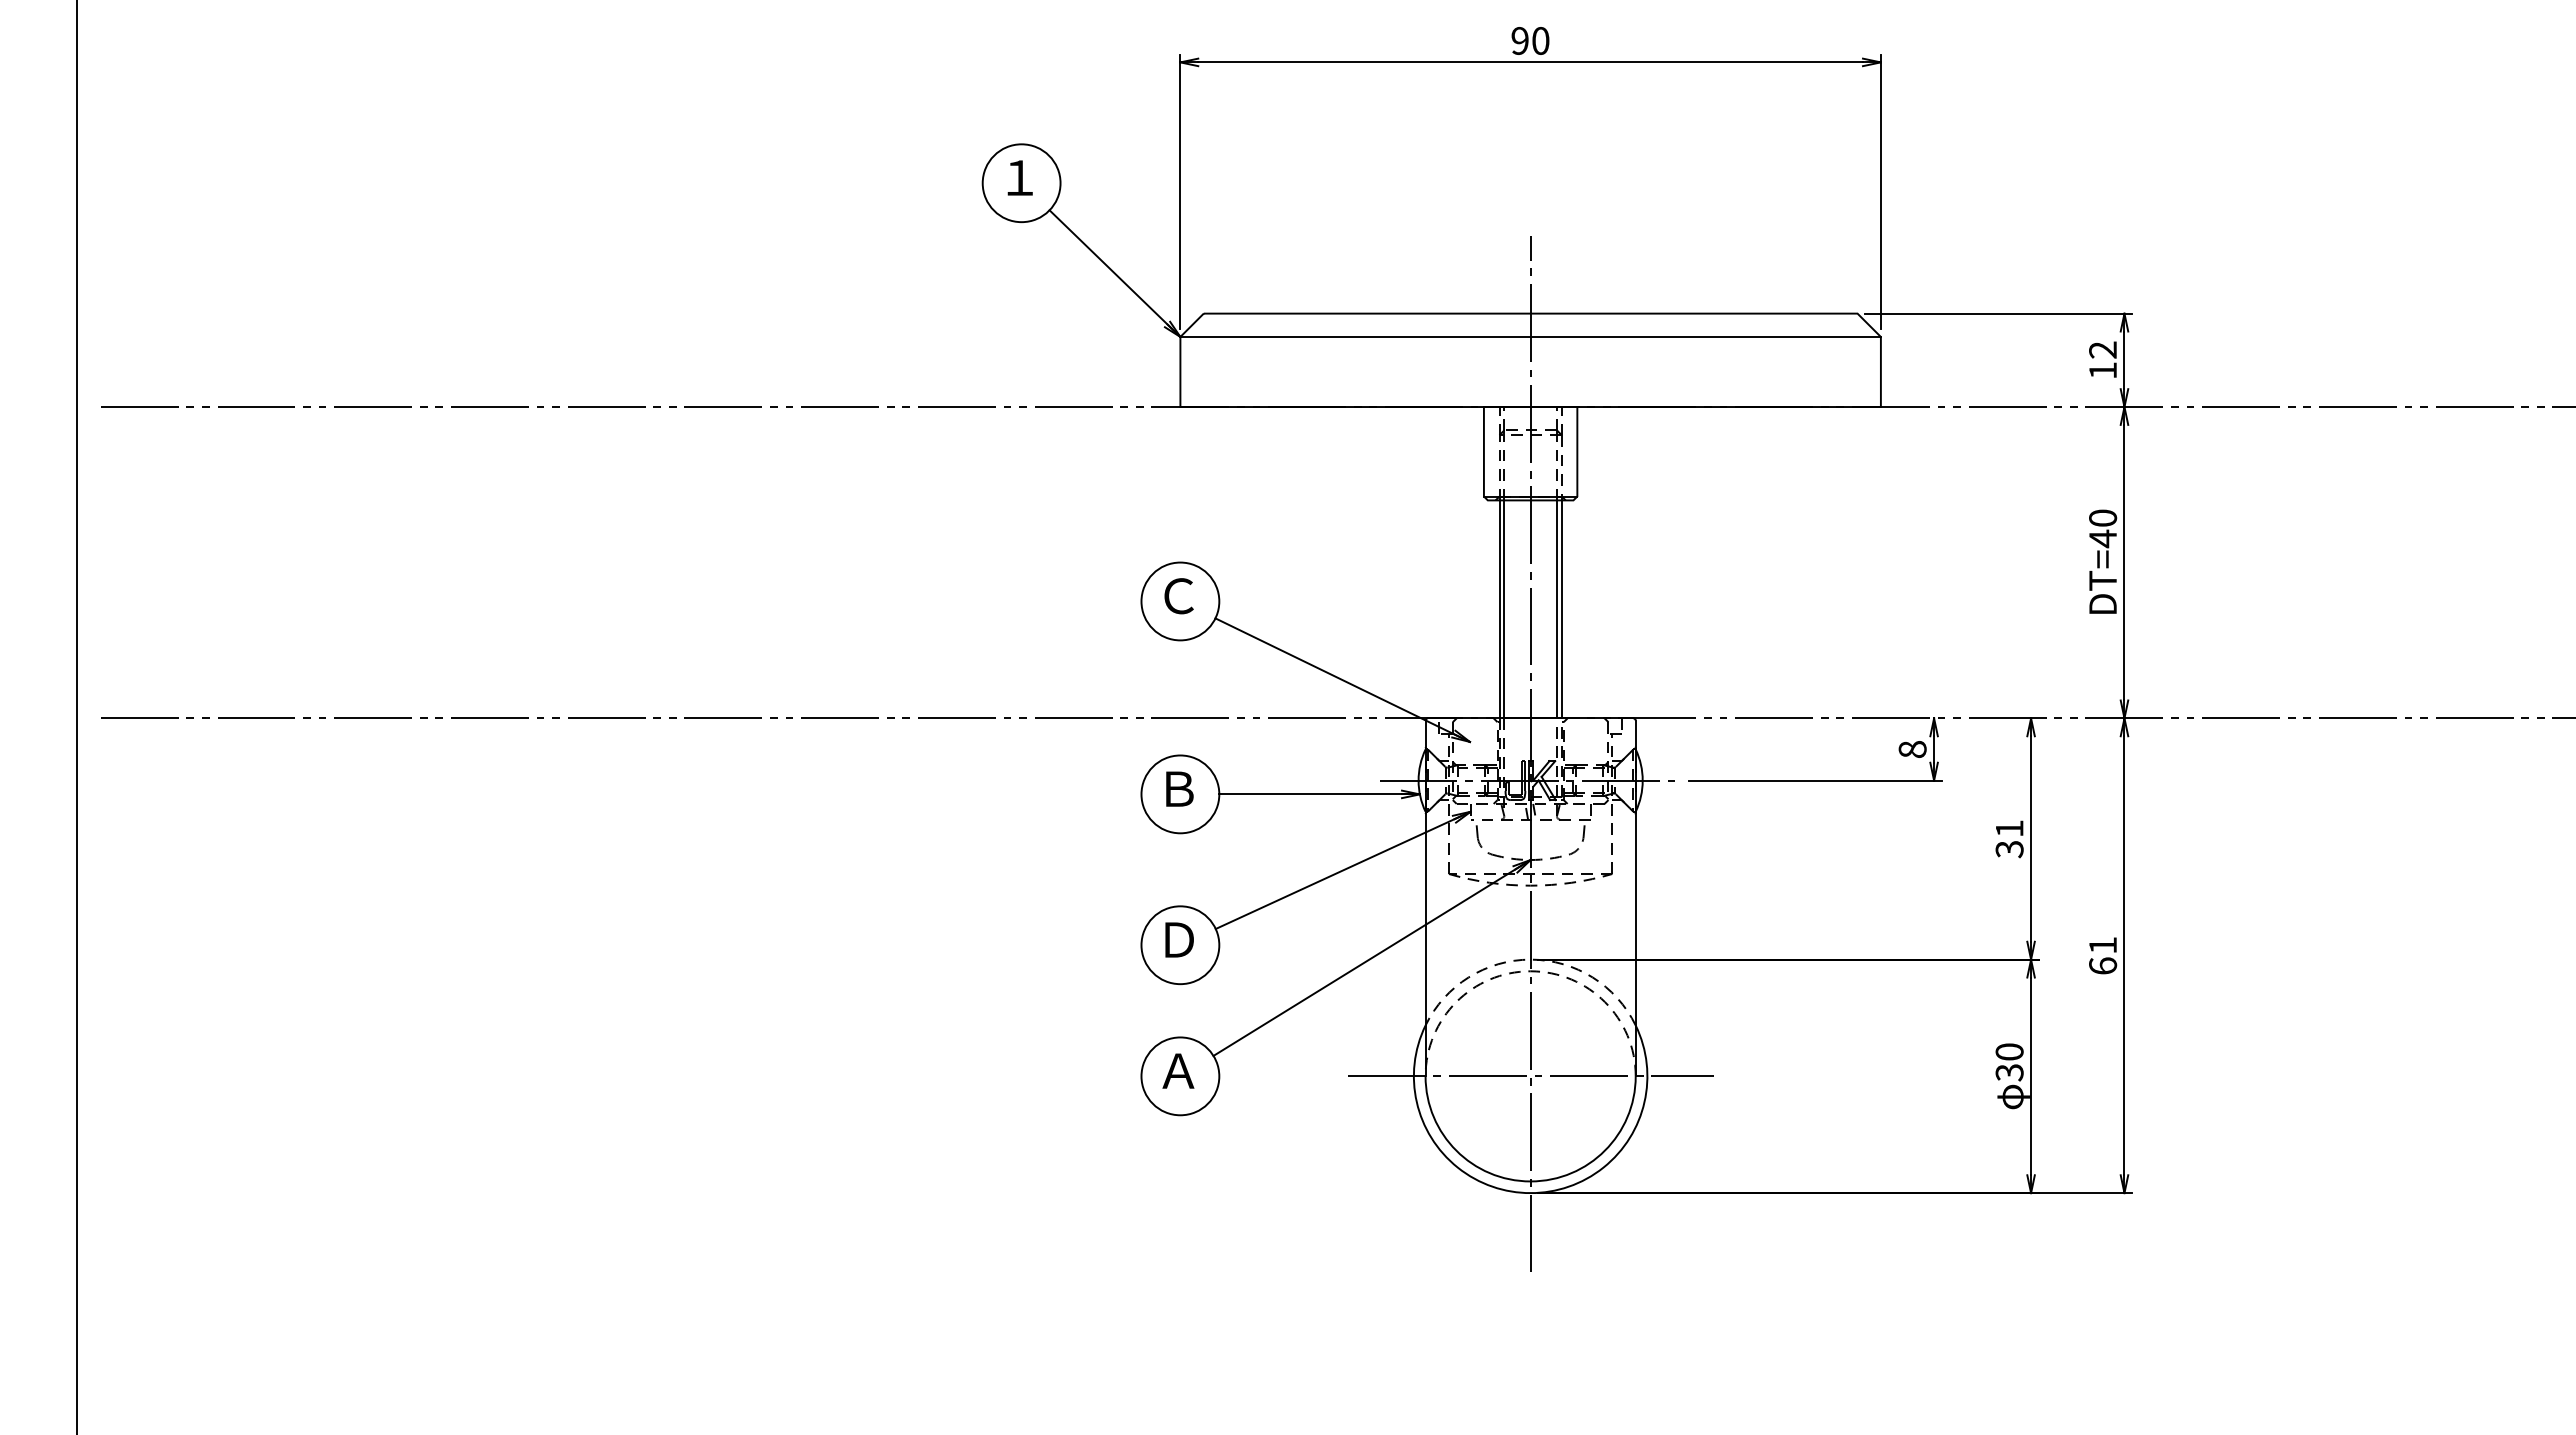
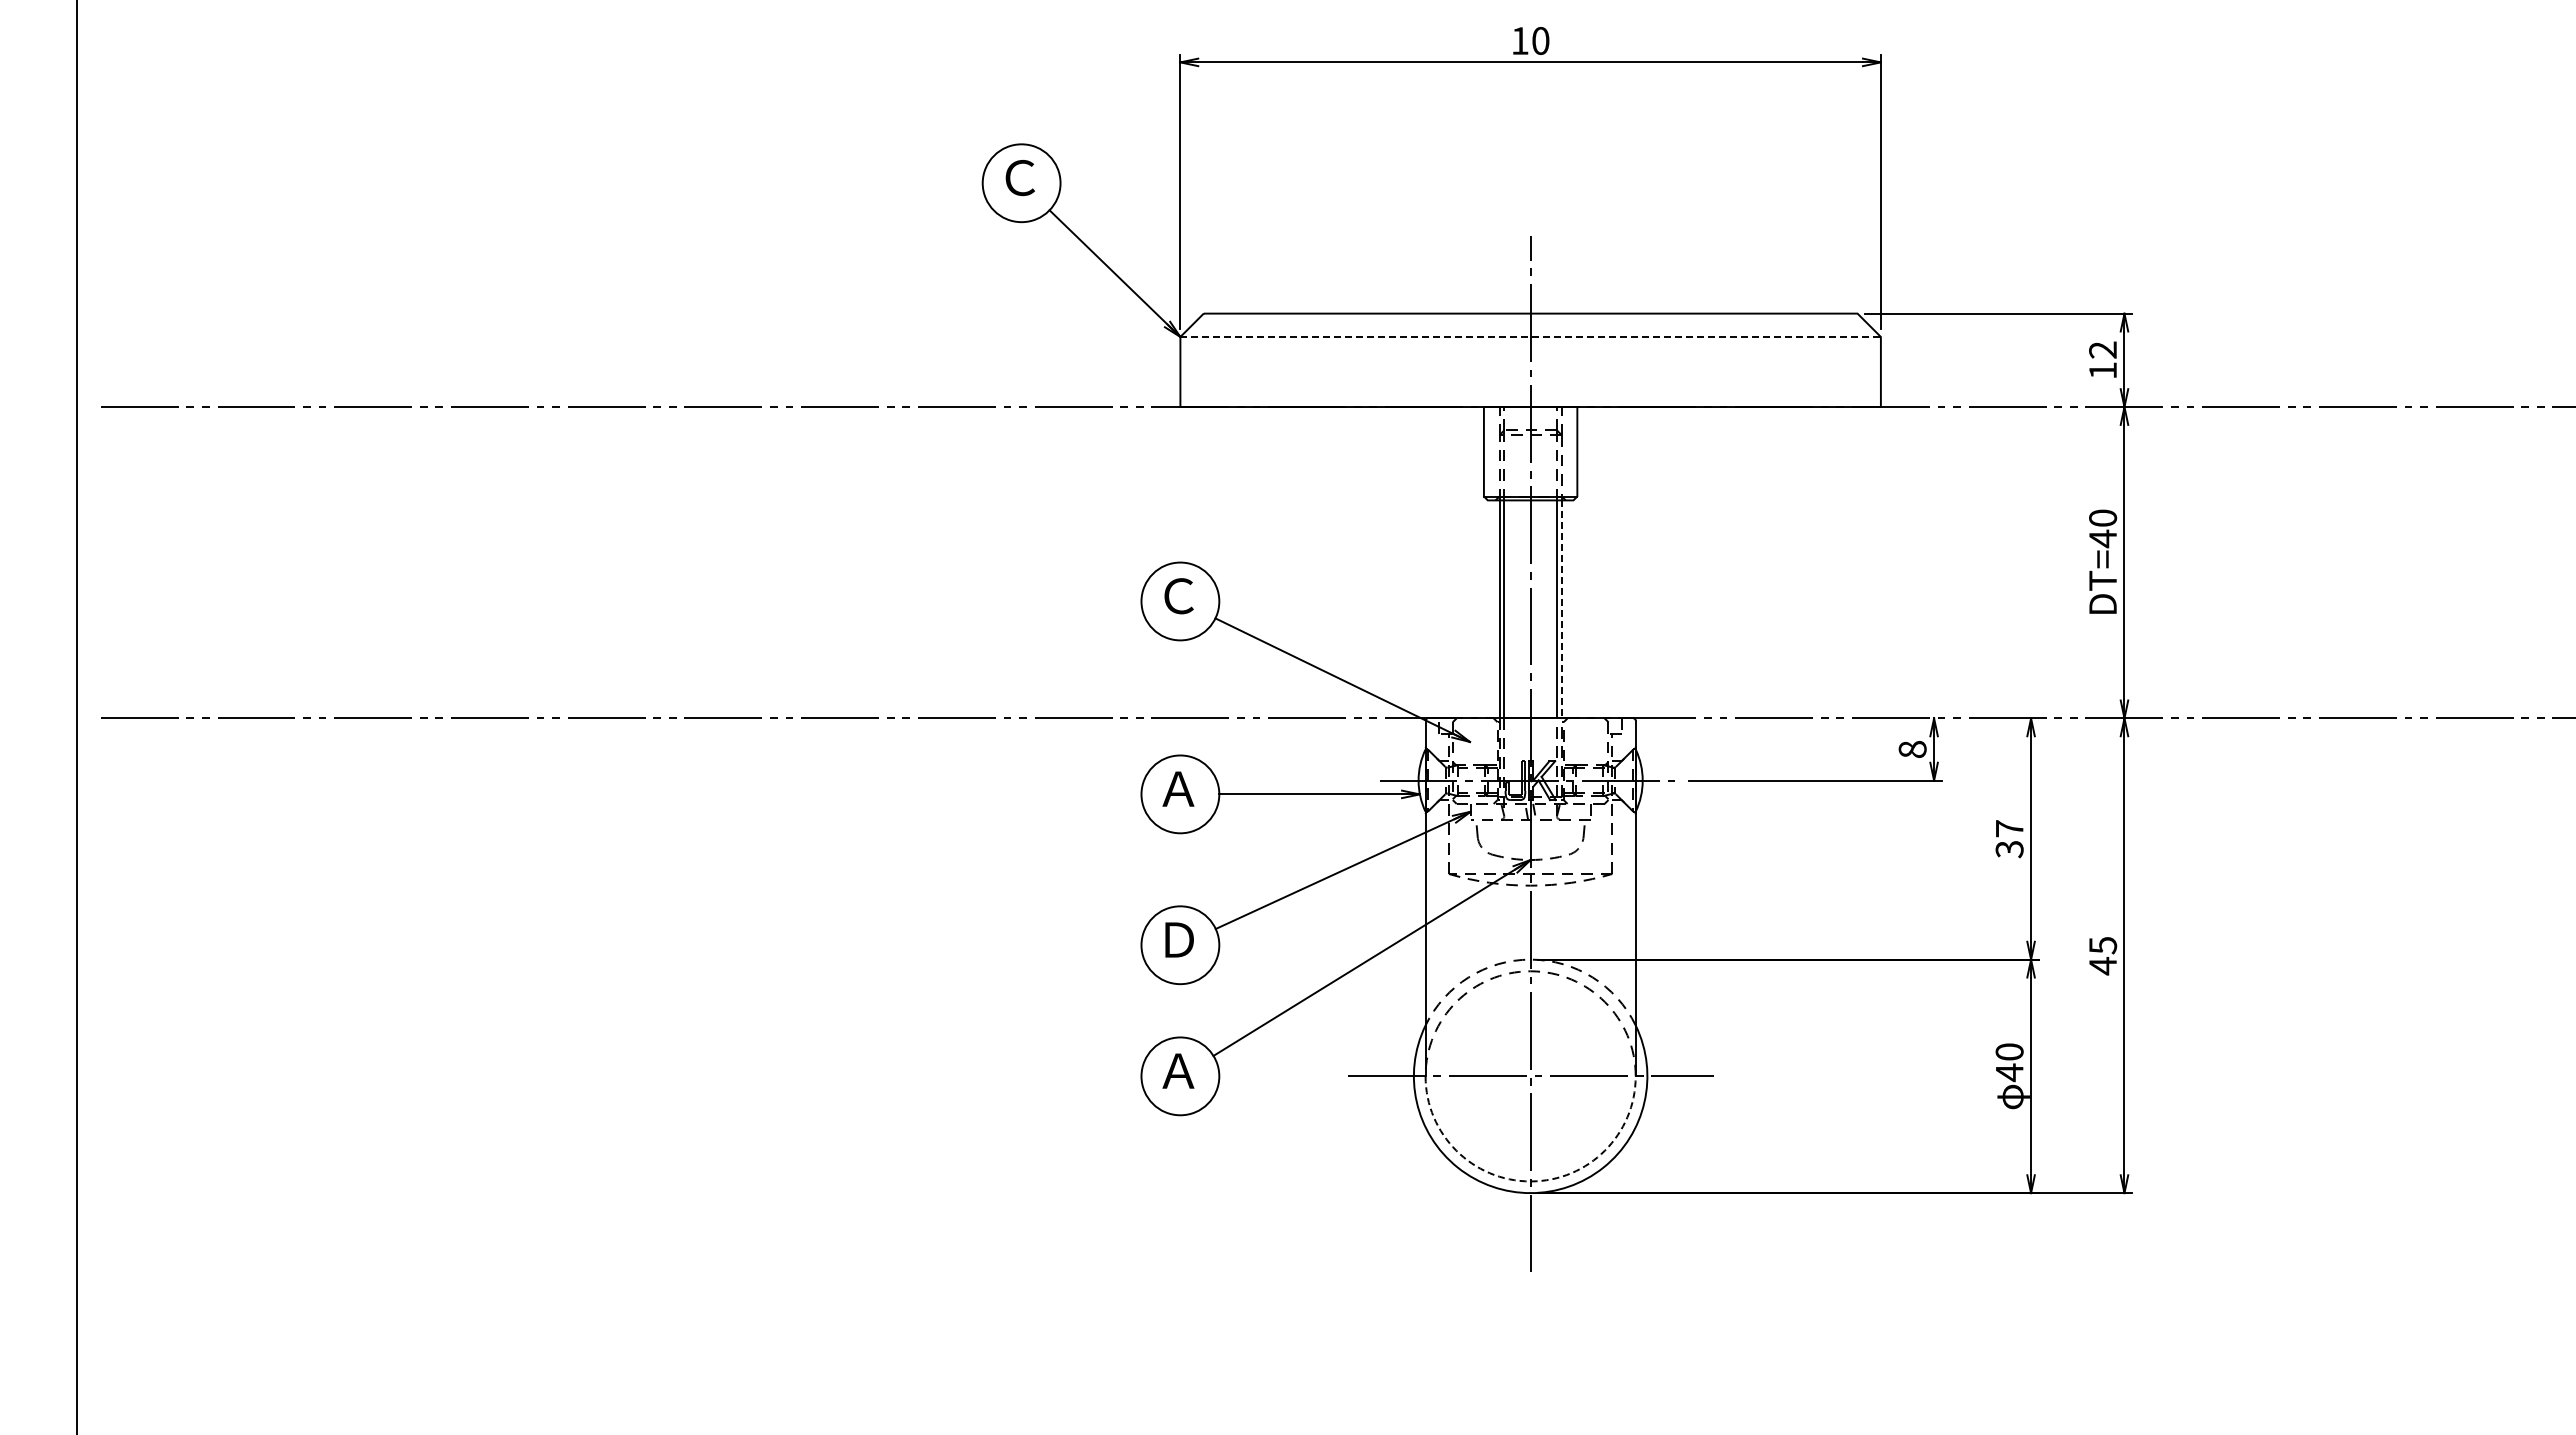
text: 90 -> 10 (1519, 40)
text: １ -> Ｃ (1019, 177)
line: solid -> dashed (1531, 336)
line: solid -> dashed (1561, 609)
text: Ｂ -> Ａ (1178, 788)
text: 31 -> 37 (2009, 828)
text: 61 -> 45 (2103, 956)
text: 30 -> 40 (2009, 1072)
arc: solid -> dashed (1530, 1181)
